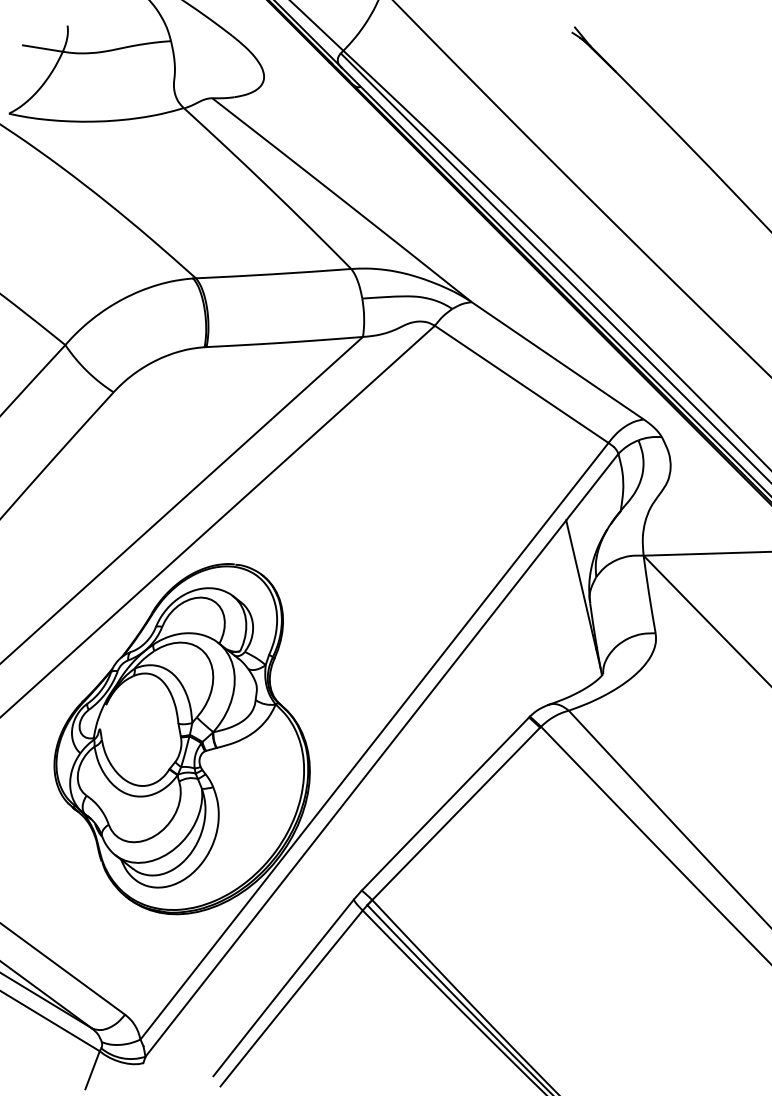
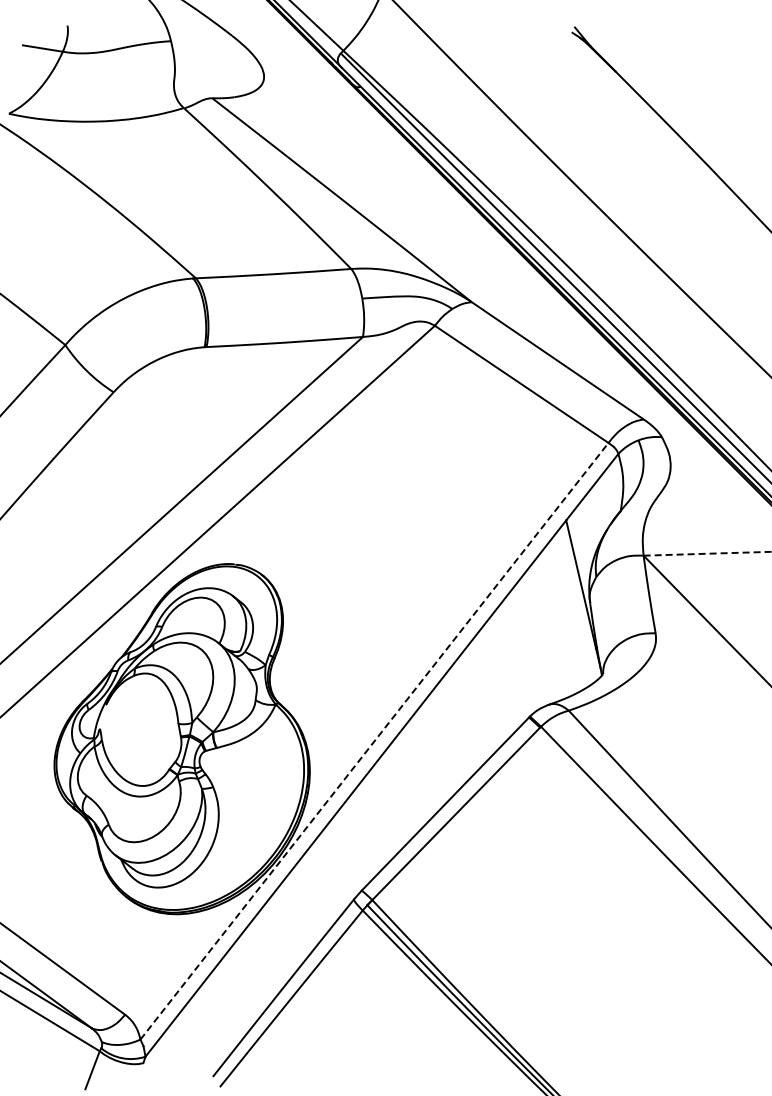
line: solid -> dashed (708, 553)
line: solid -> dashed (374, 740)
